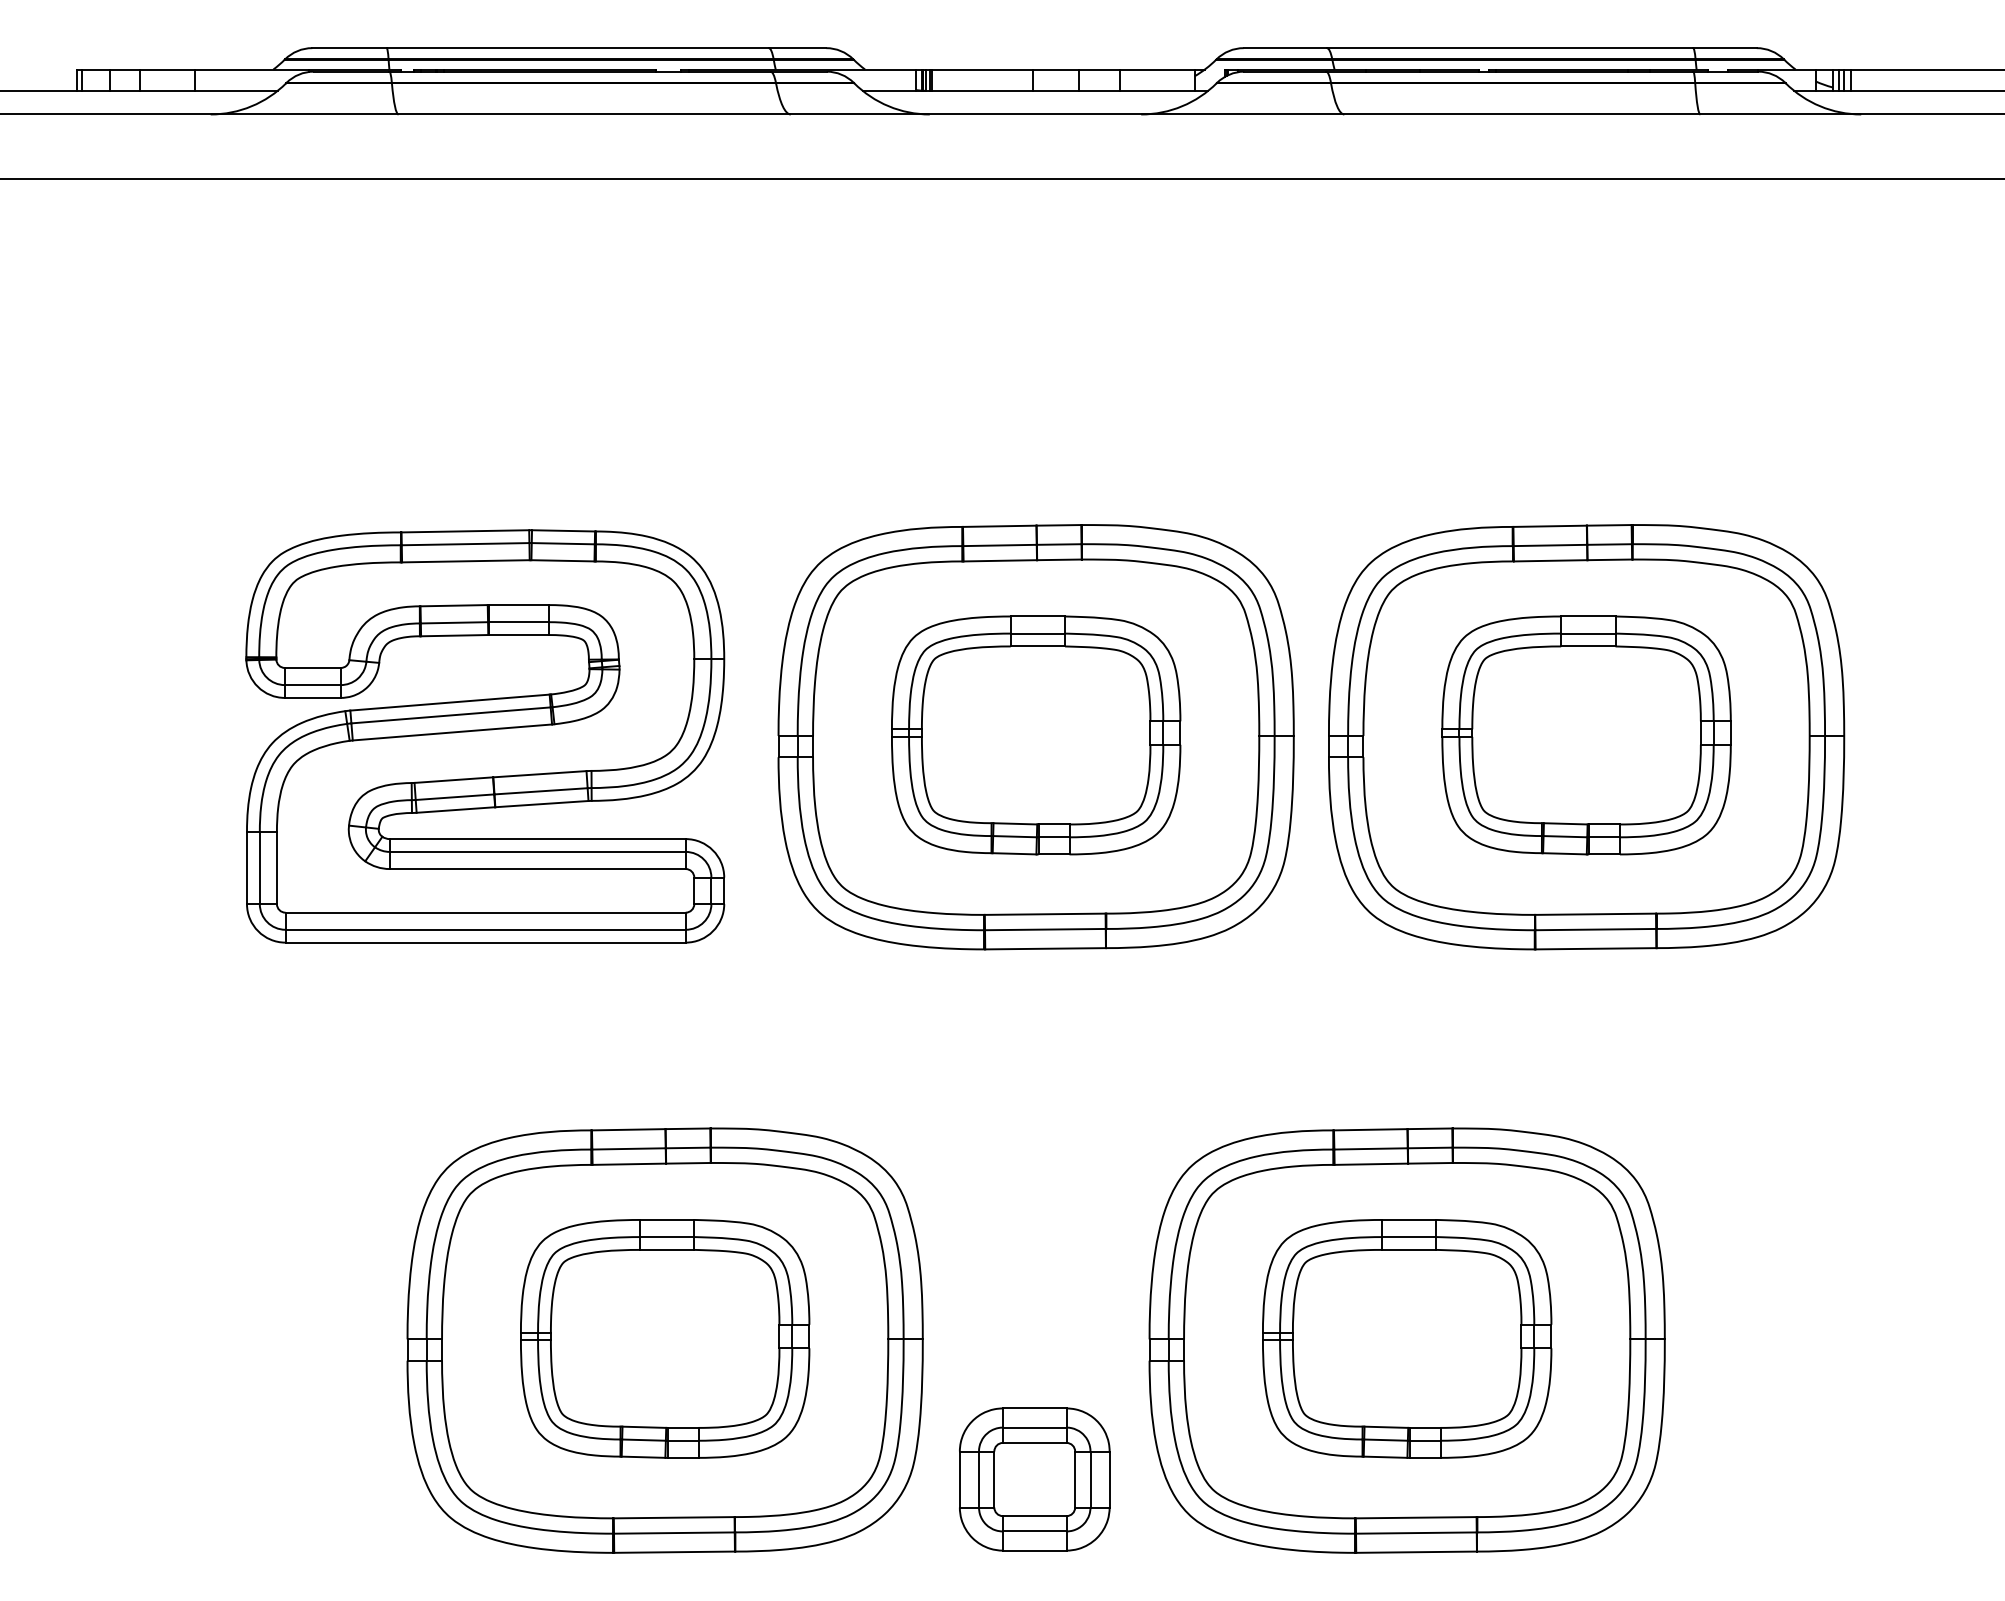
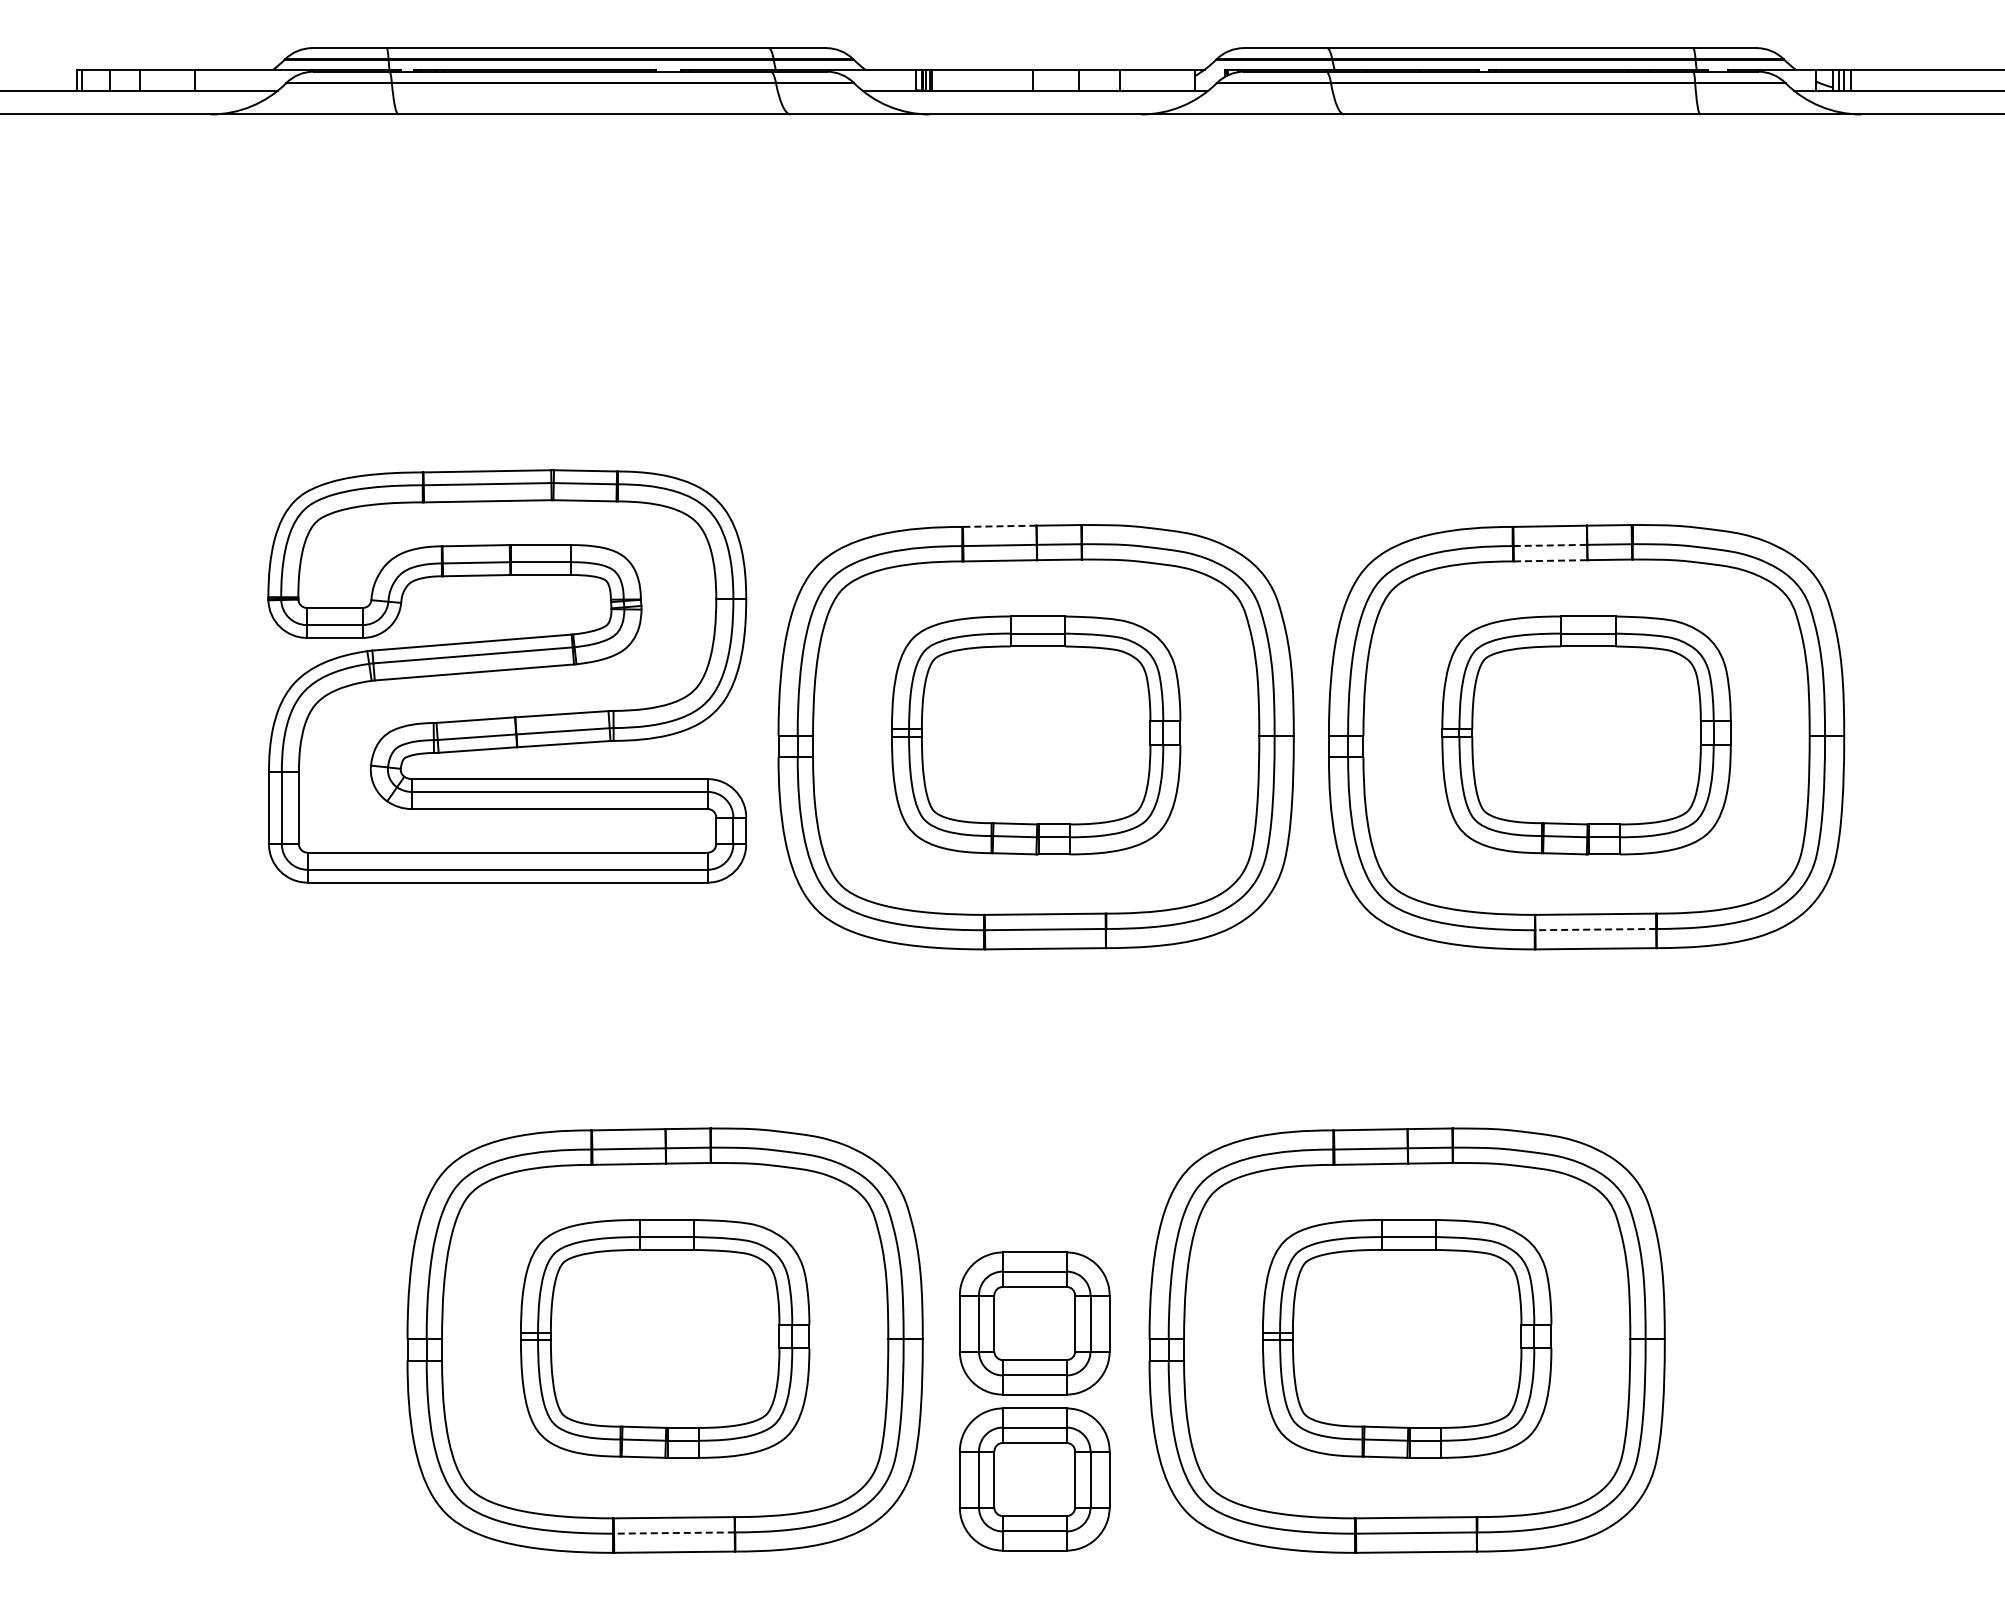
line: present -> none (1001, 178)
line: solid -> dashed (999, 526)
line: solid -> dashed (1550, 545)
line: solid -> dashed (1550, 560)
part position: (485, 736) -> (507, 676) (507, 676)
line: solid -> dashed (1595, 929)
part: none -> present (1034, 1323)
line: solid -> dashed (673, 1533)
